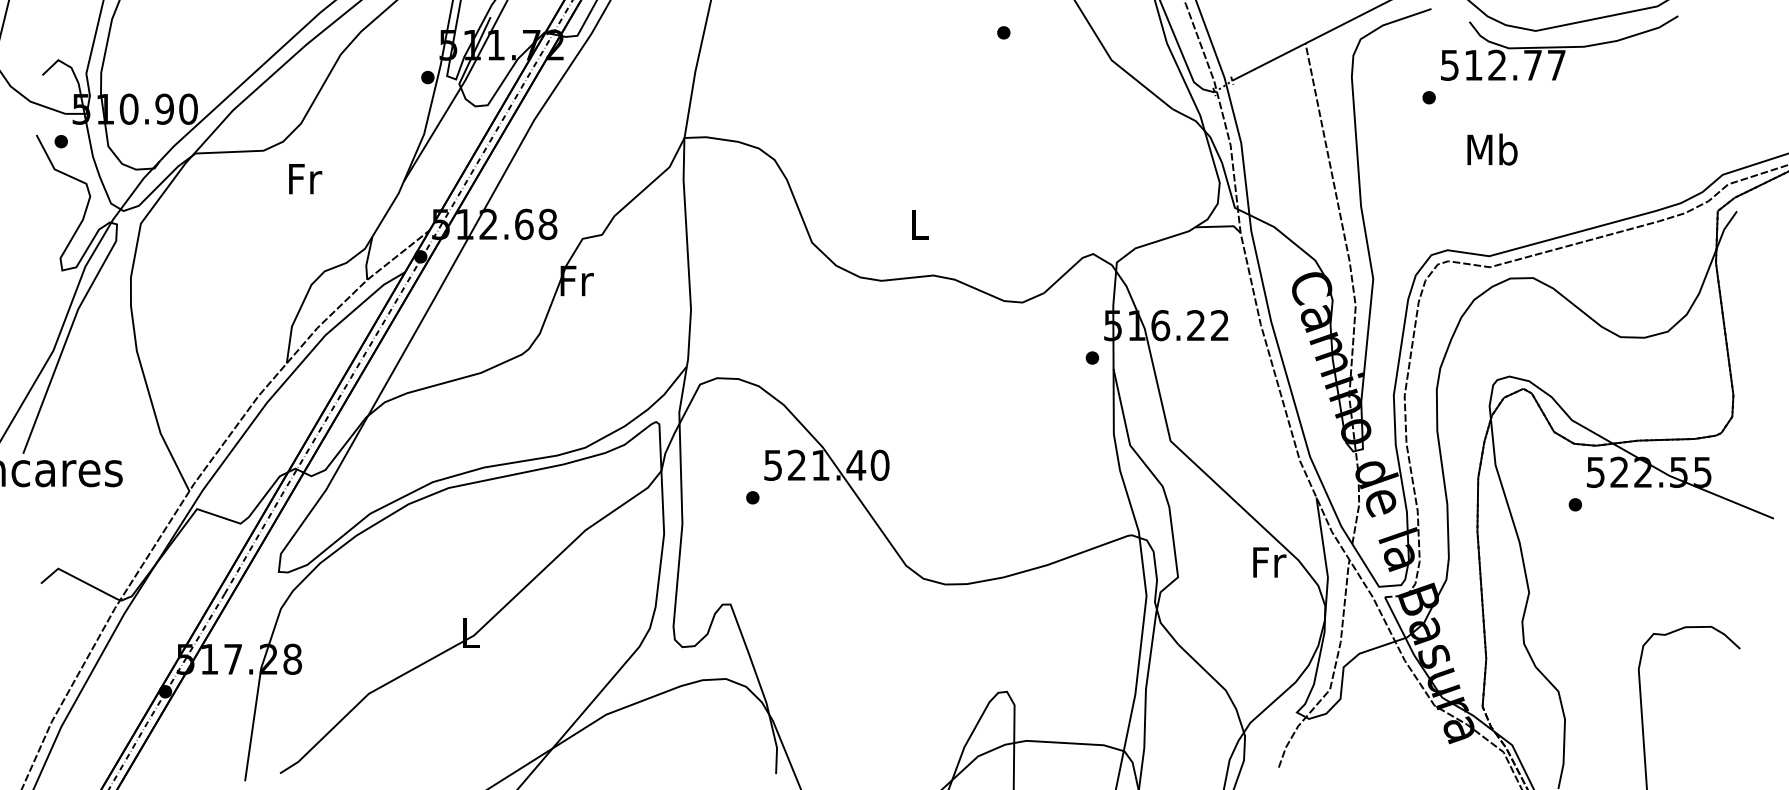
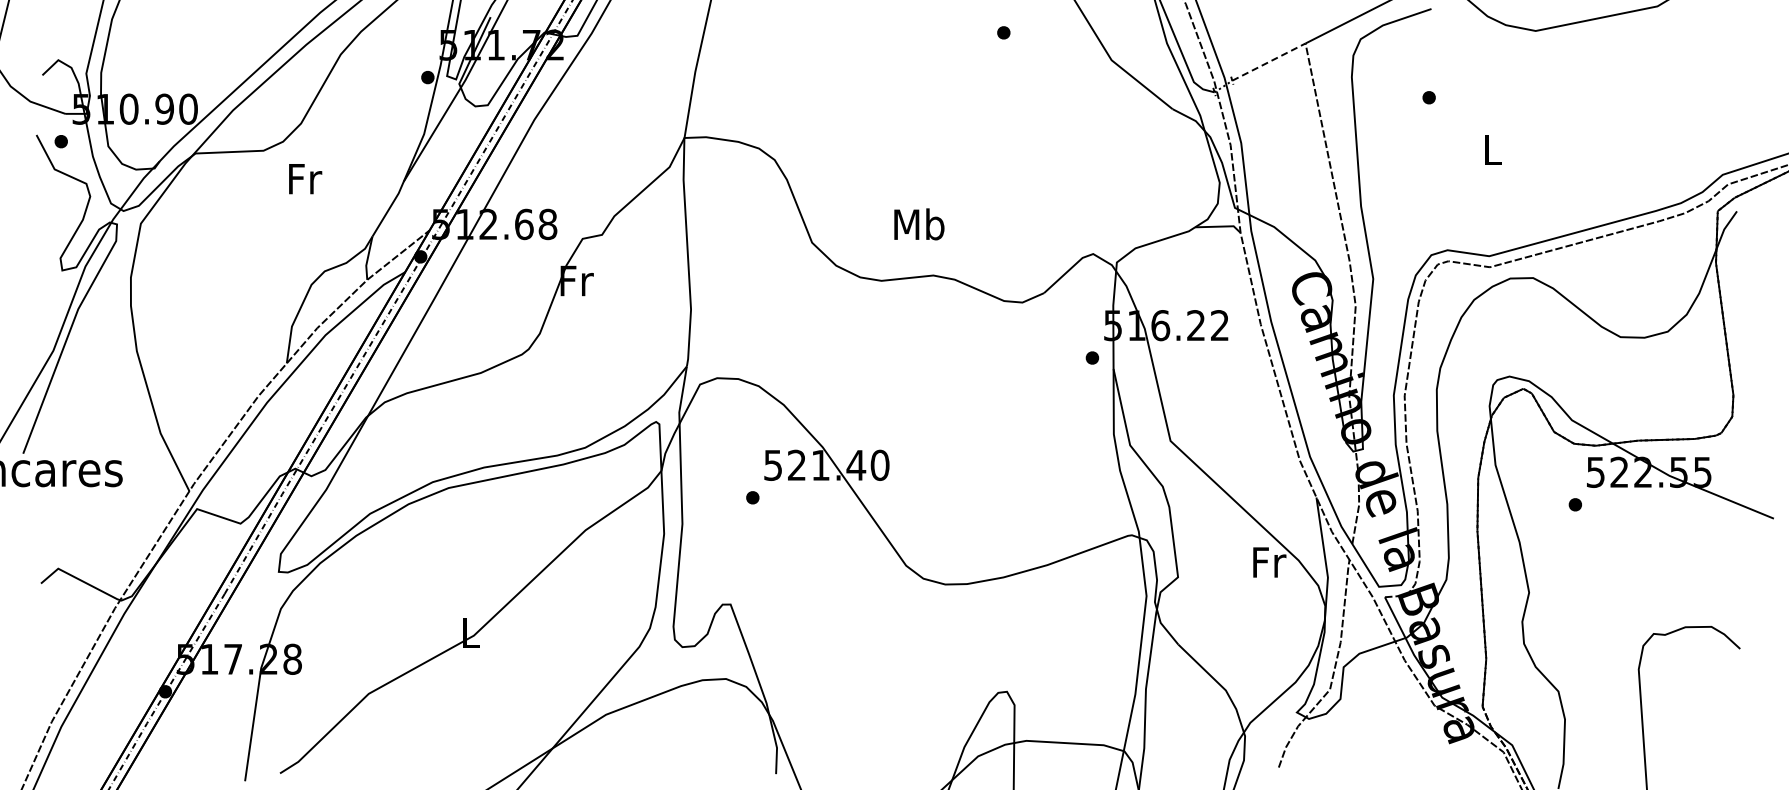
part: present -> none (1559, 47)
line: solid -> dashed (1269, 61)
text: Mb -> L (1492, 149)
text: L -> Mb (919, 224)
